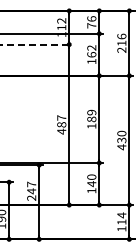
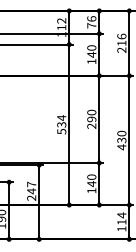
line: dashed -> solid (37, 44)
text: 162 -> 140 (91, 51)
text: 189 -> 290 (91, 119)
text: 487 -> 534 (61, 124)
